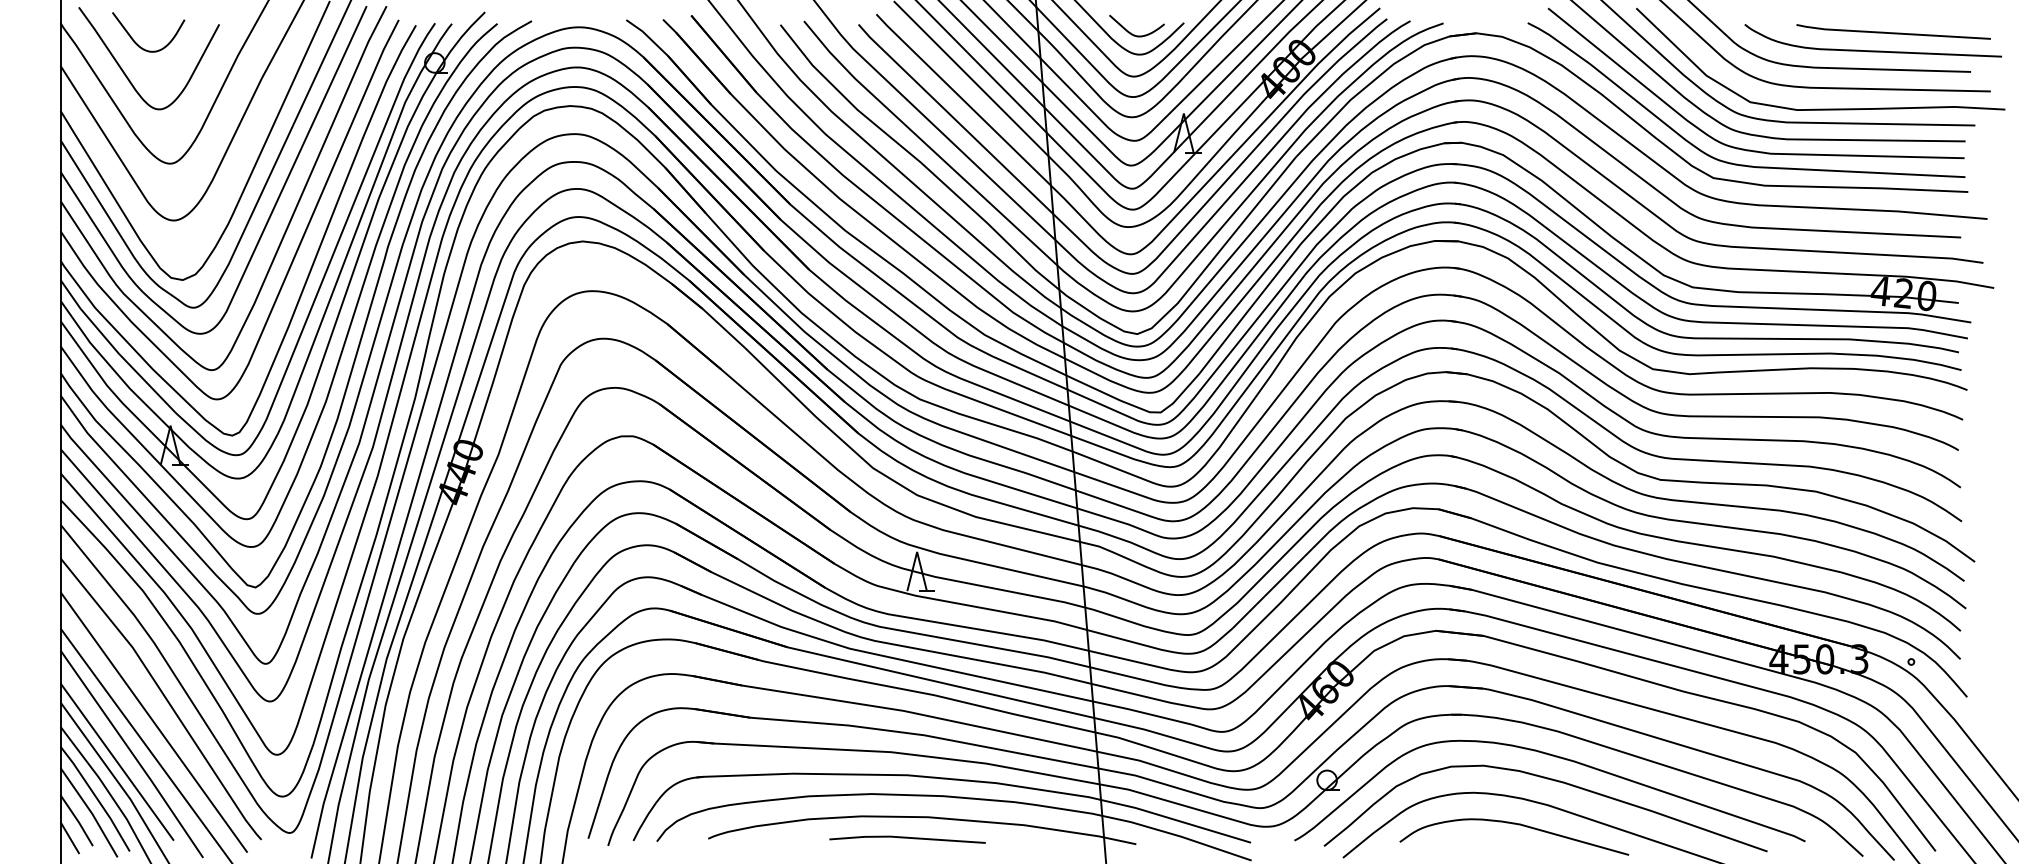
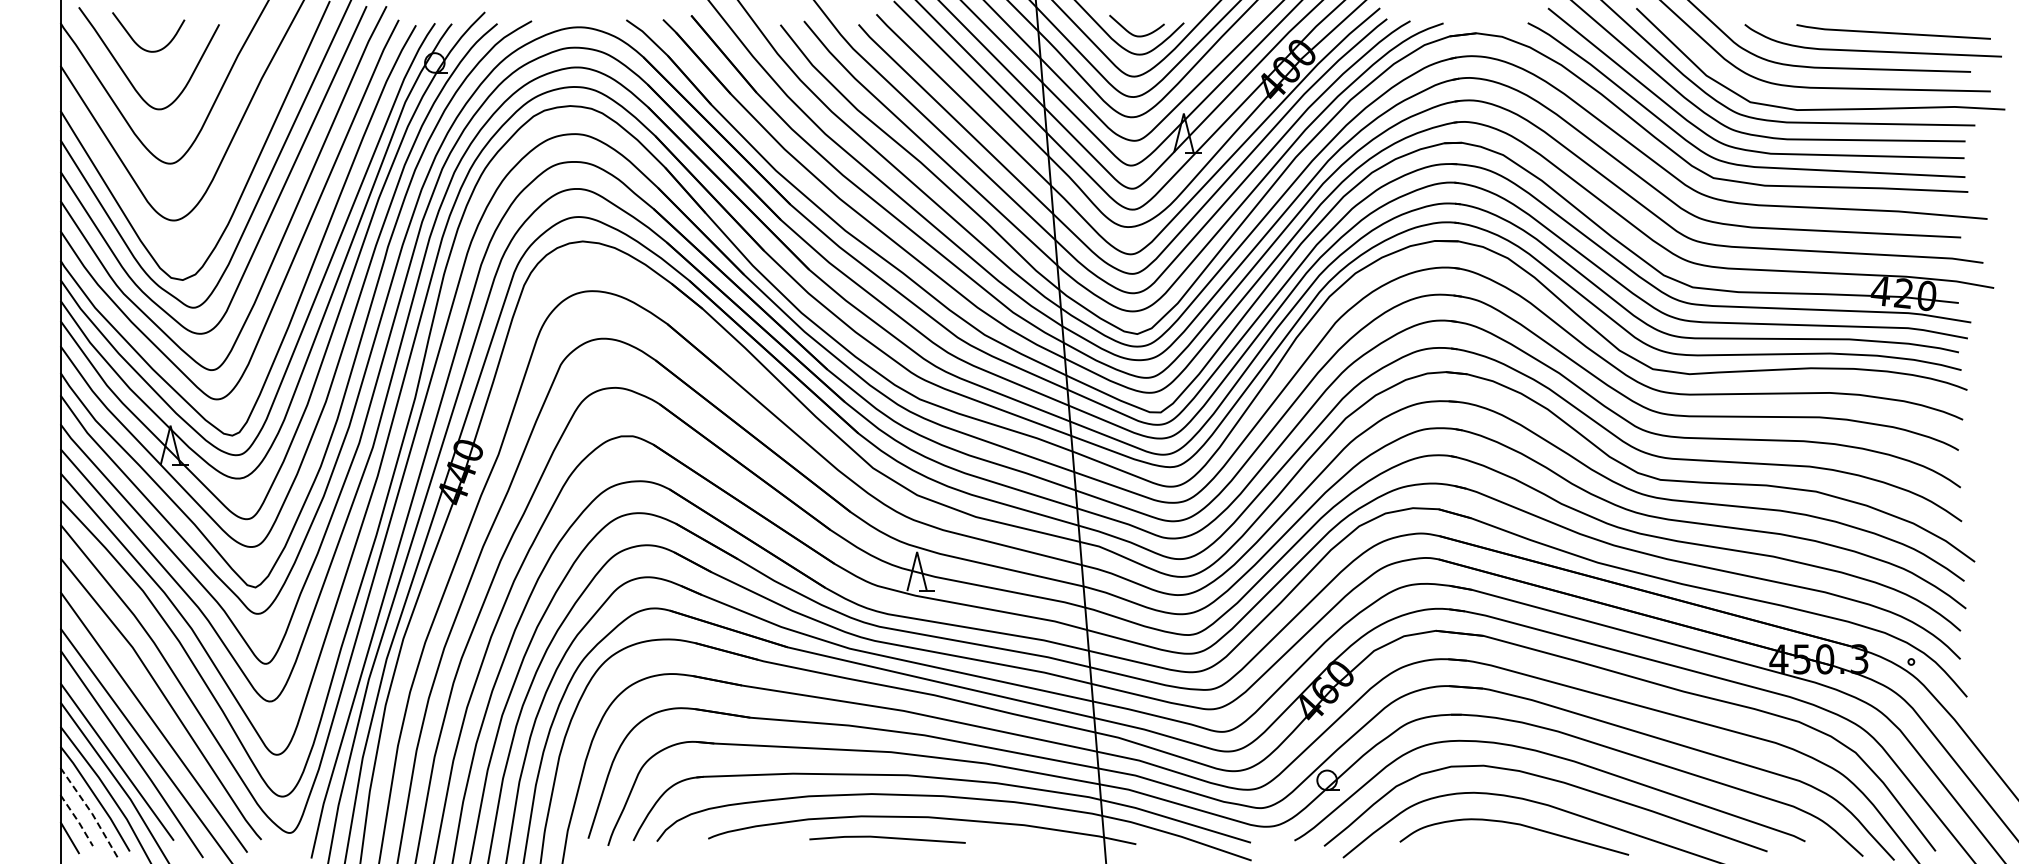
line: solid -> dashed (91, 812)
line: solid -> dashed (78, 821)
line position: (907, 838) -> (887, 838) (887, 838)
